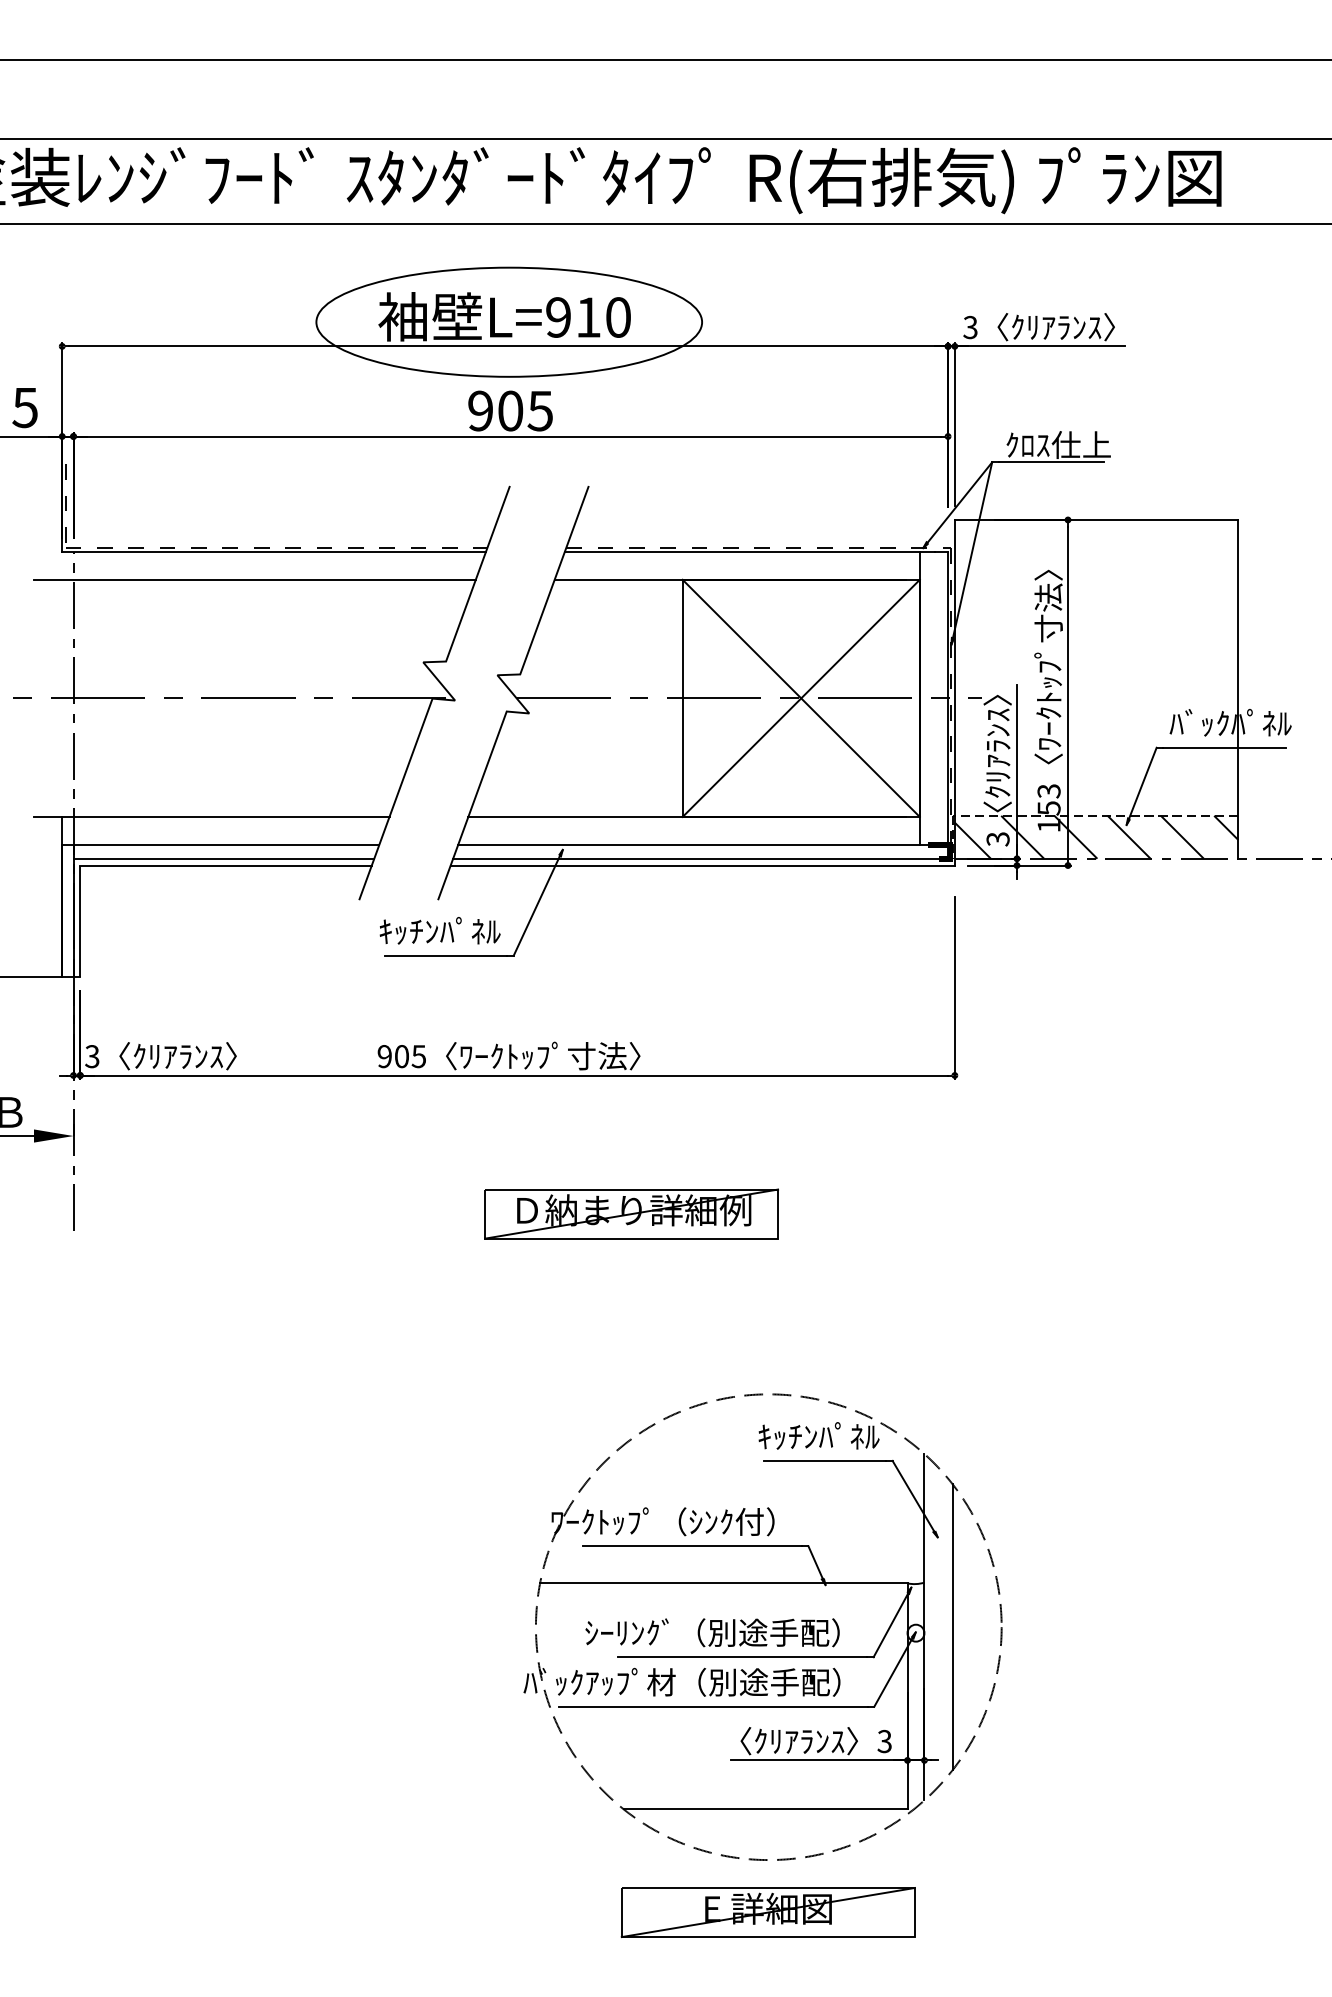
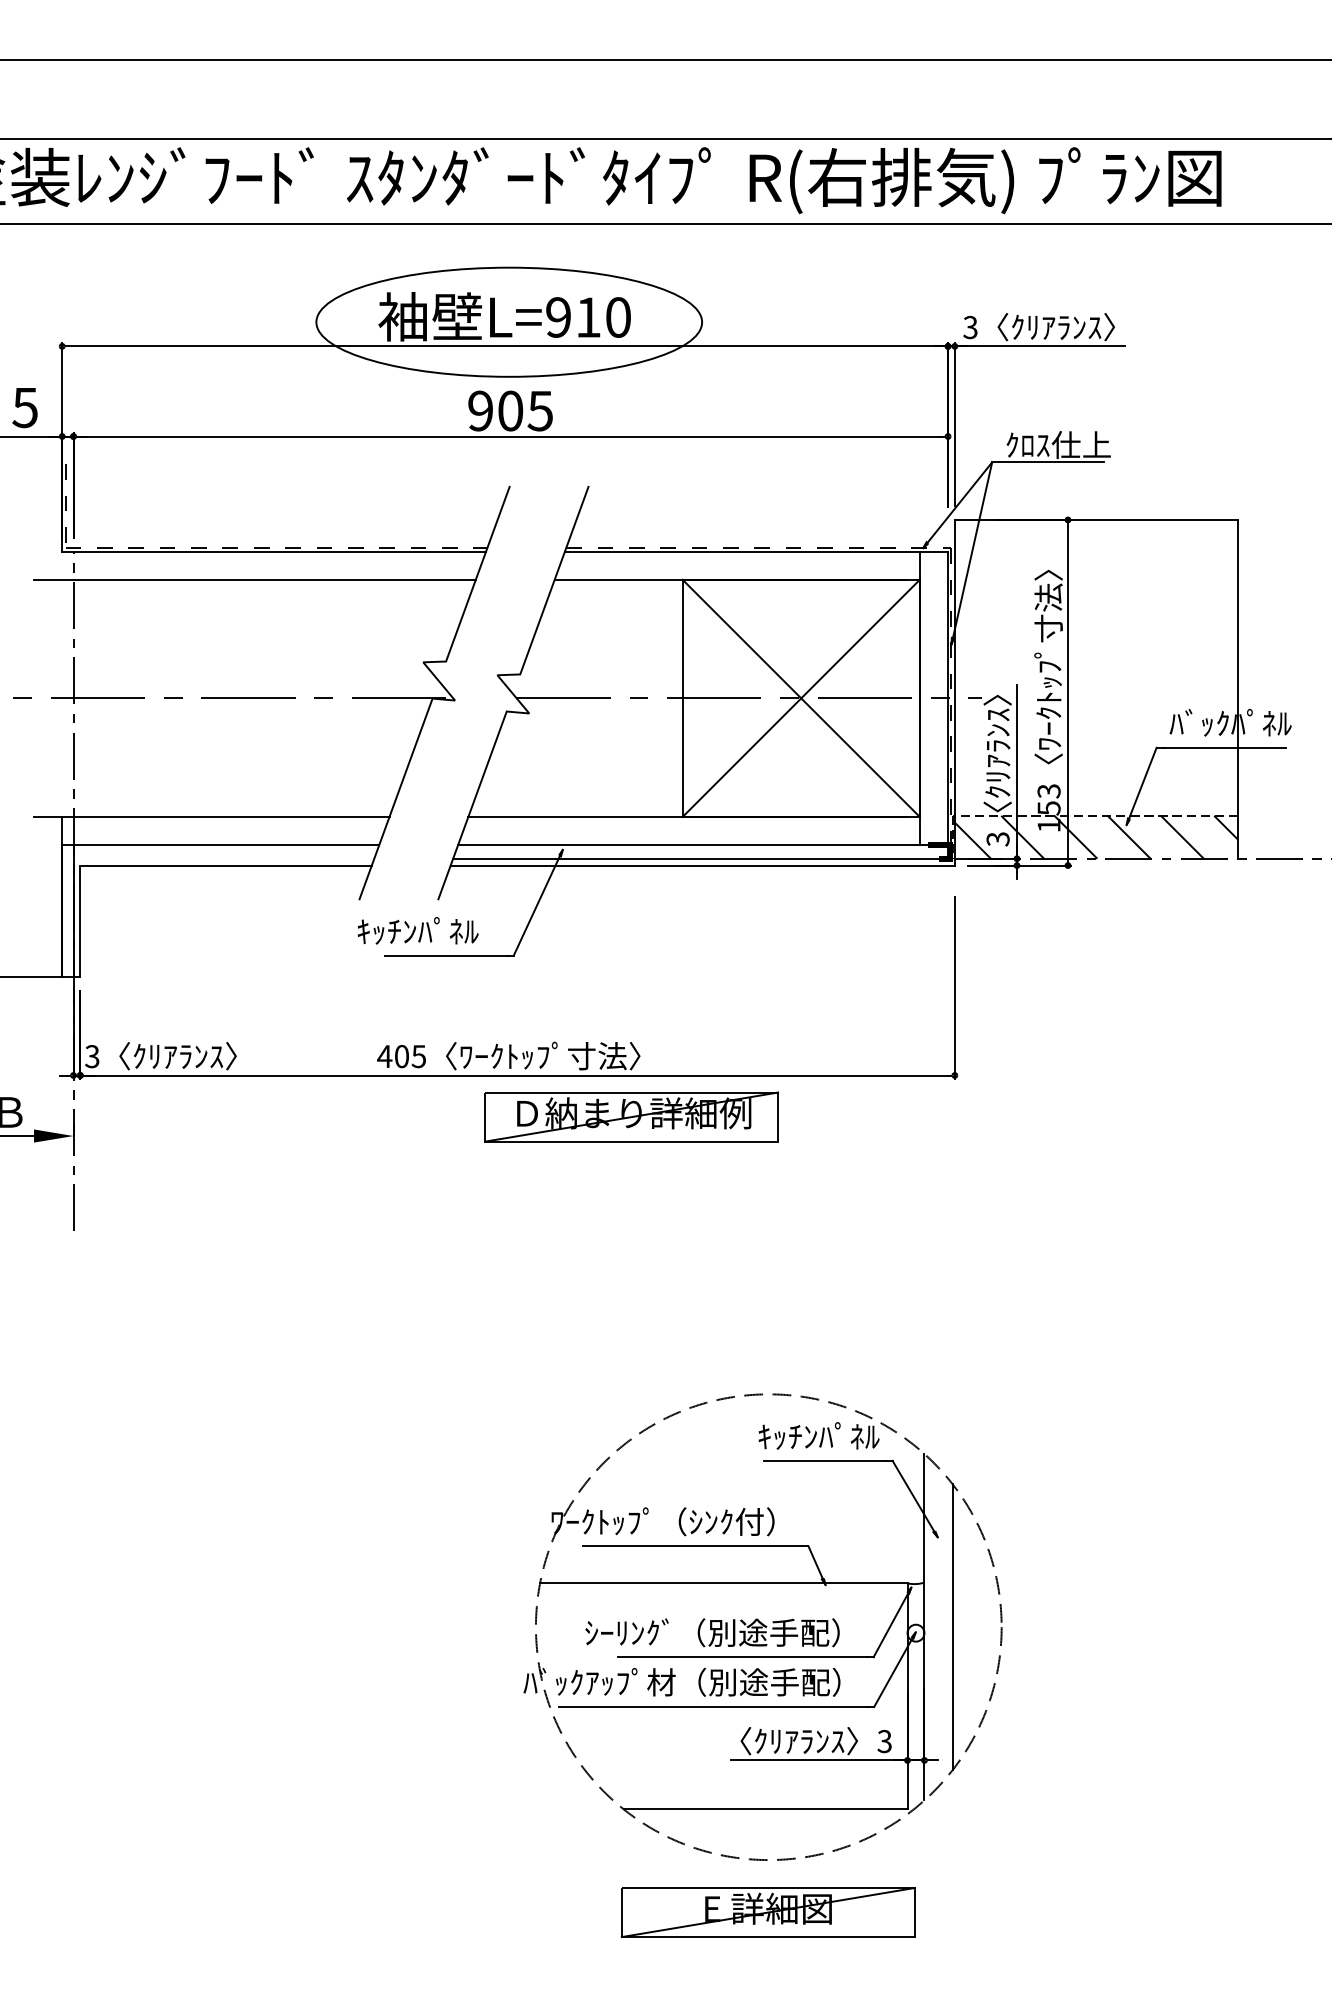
line: present -> none (223, 858)
text position: (439, 930) -> (417, 930) (417, 930)
text: 905 -> 405 (384, 1056)
part position: (631, 1213) -> (631, 1116) (631, 1116)
